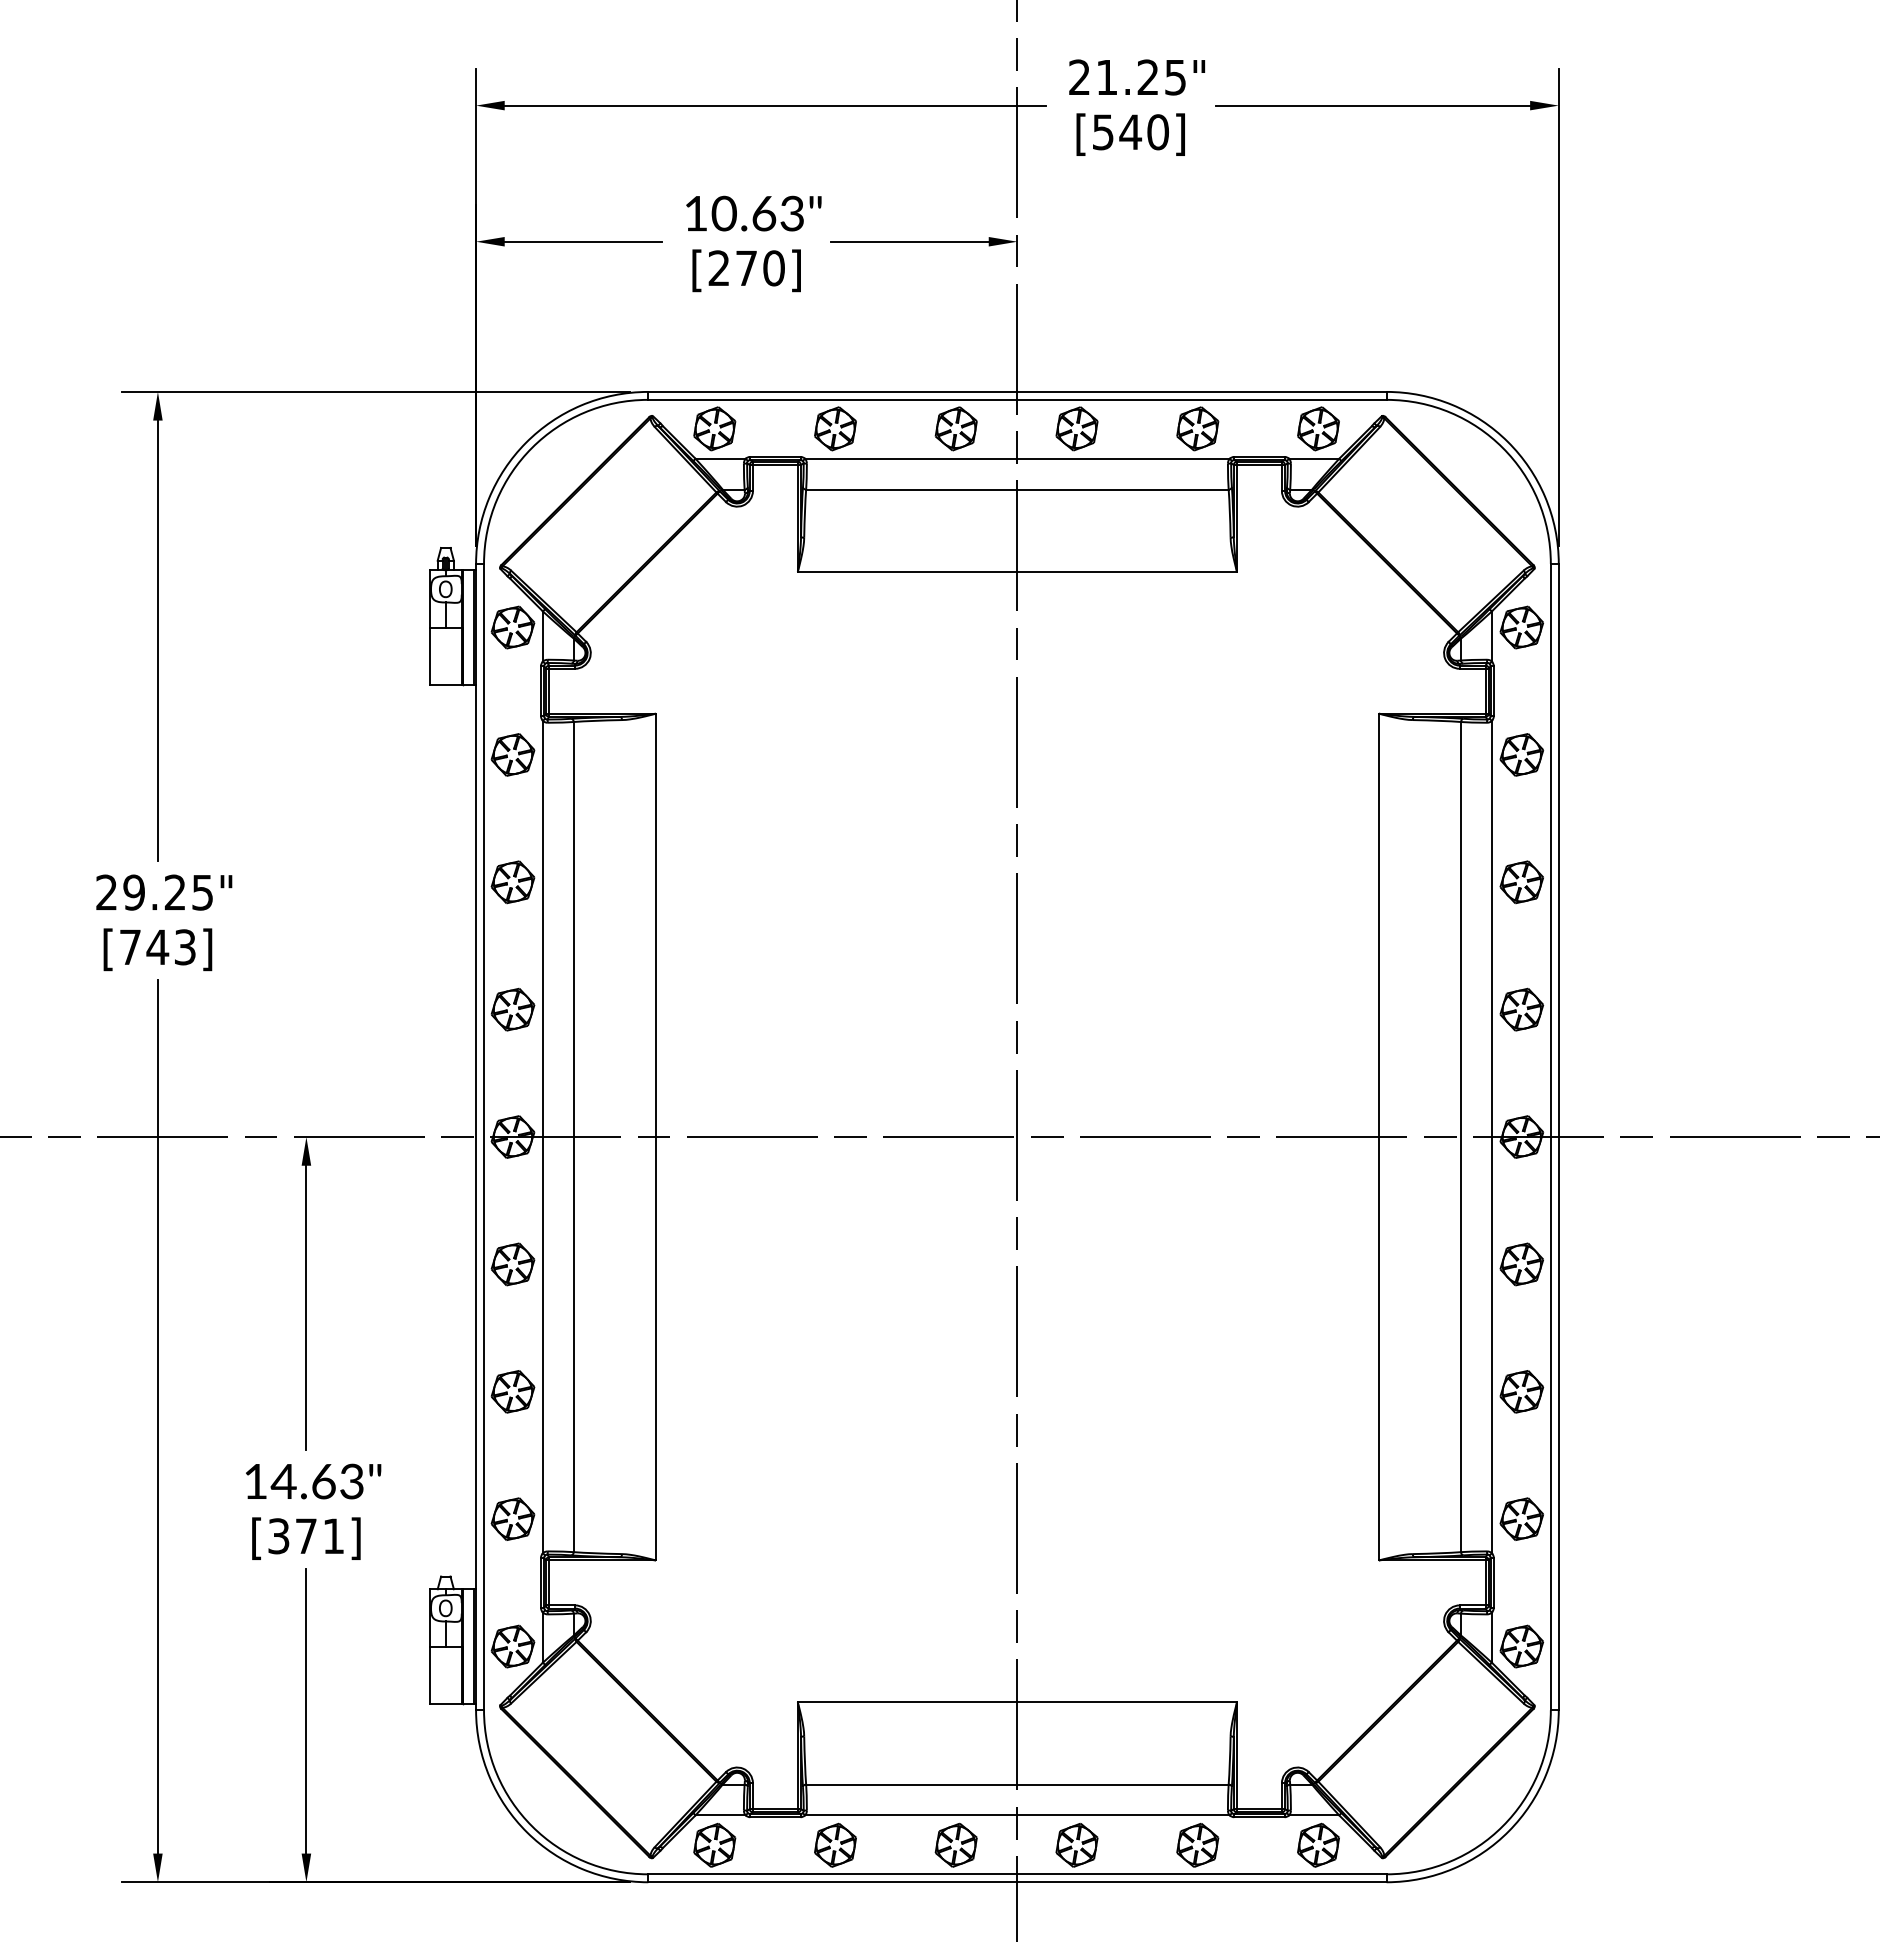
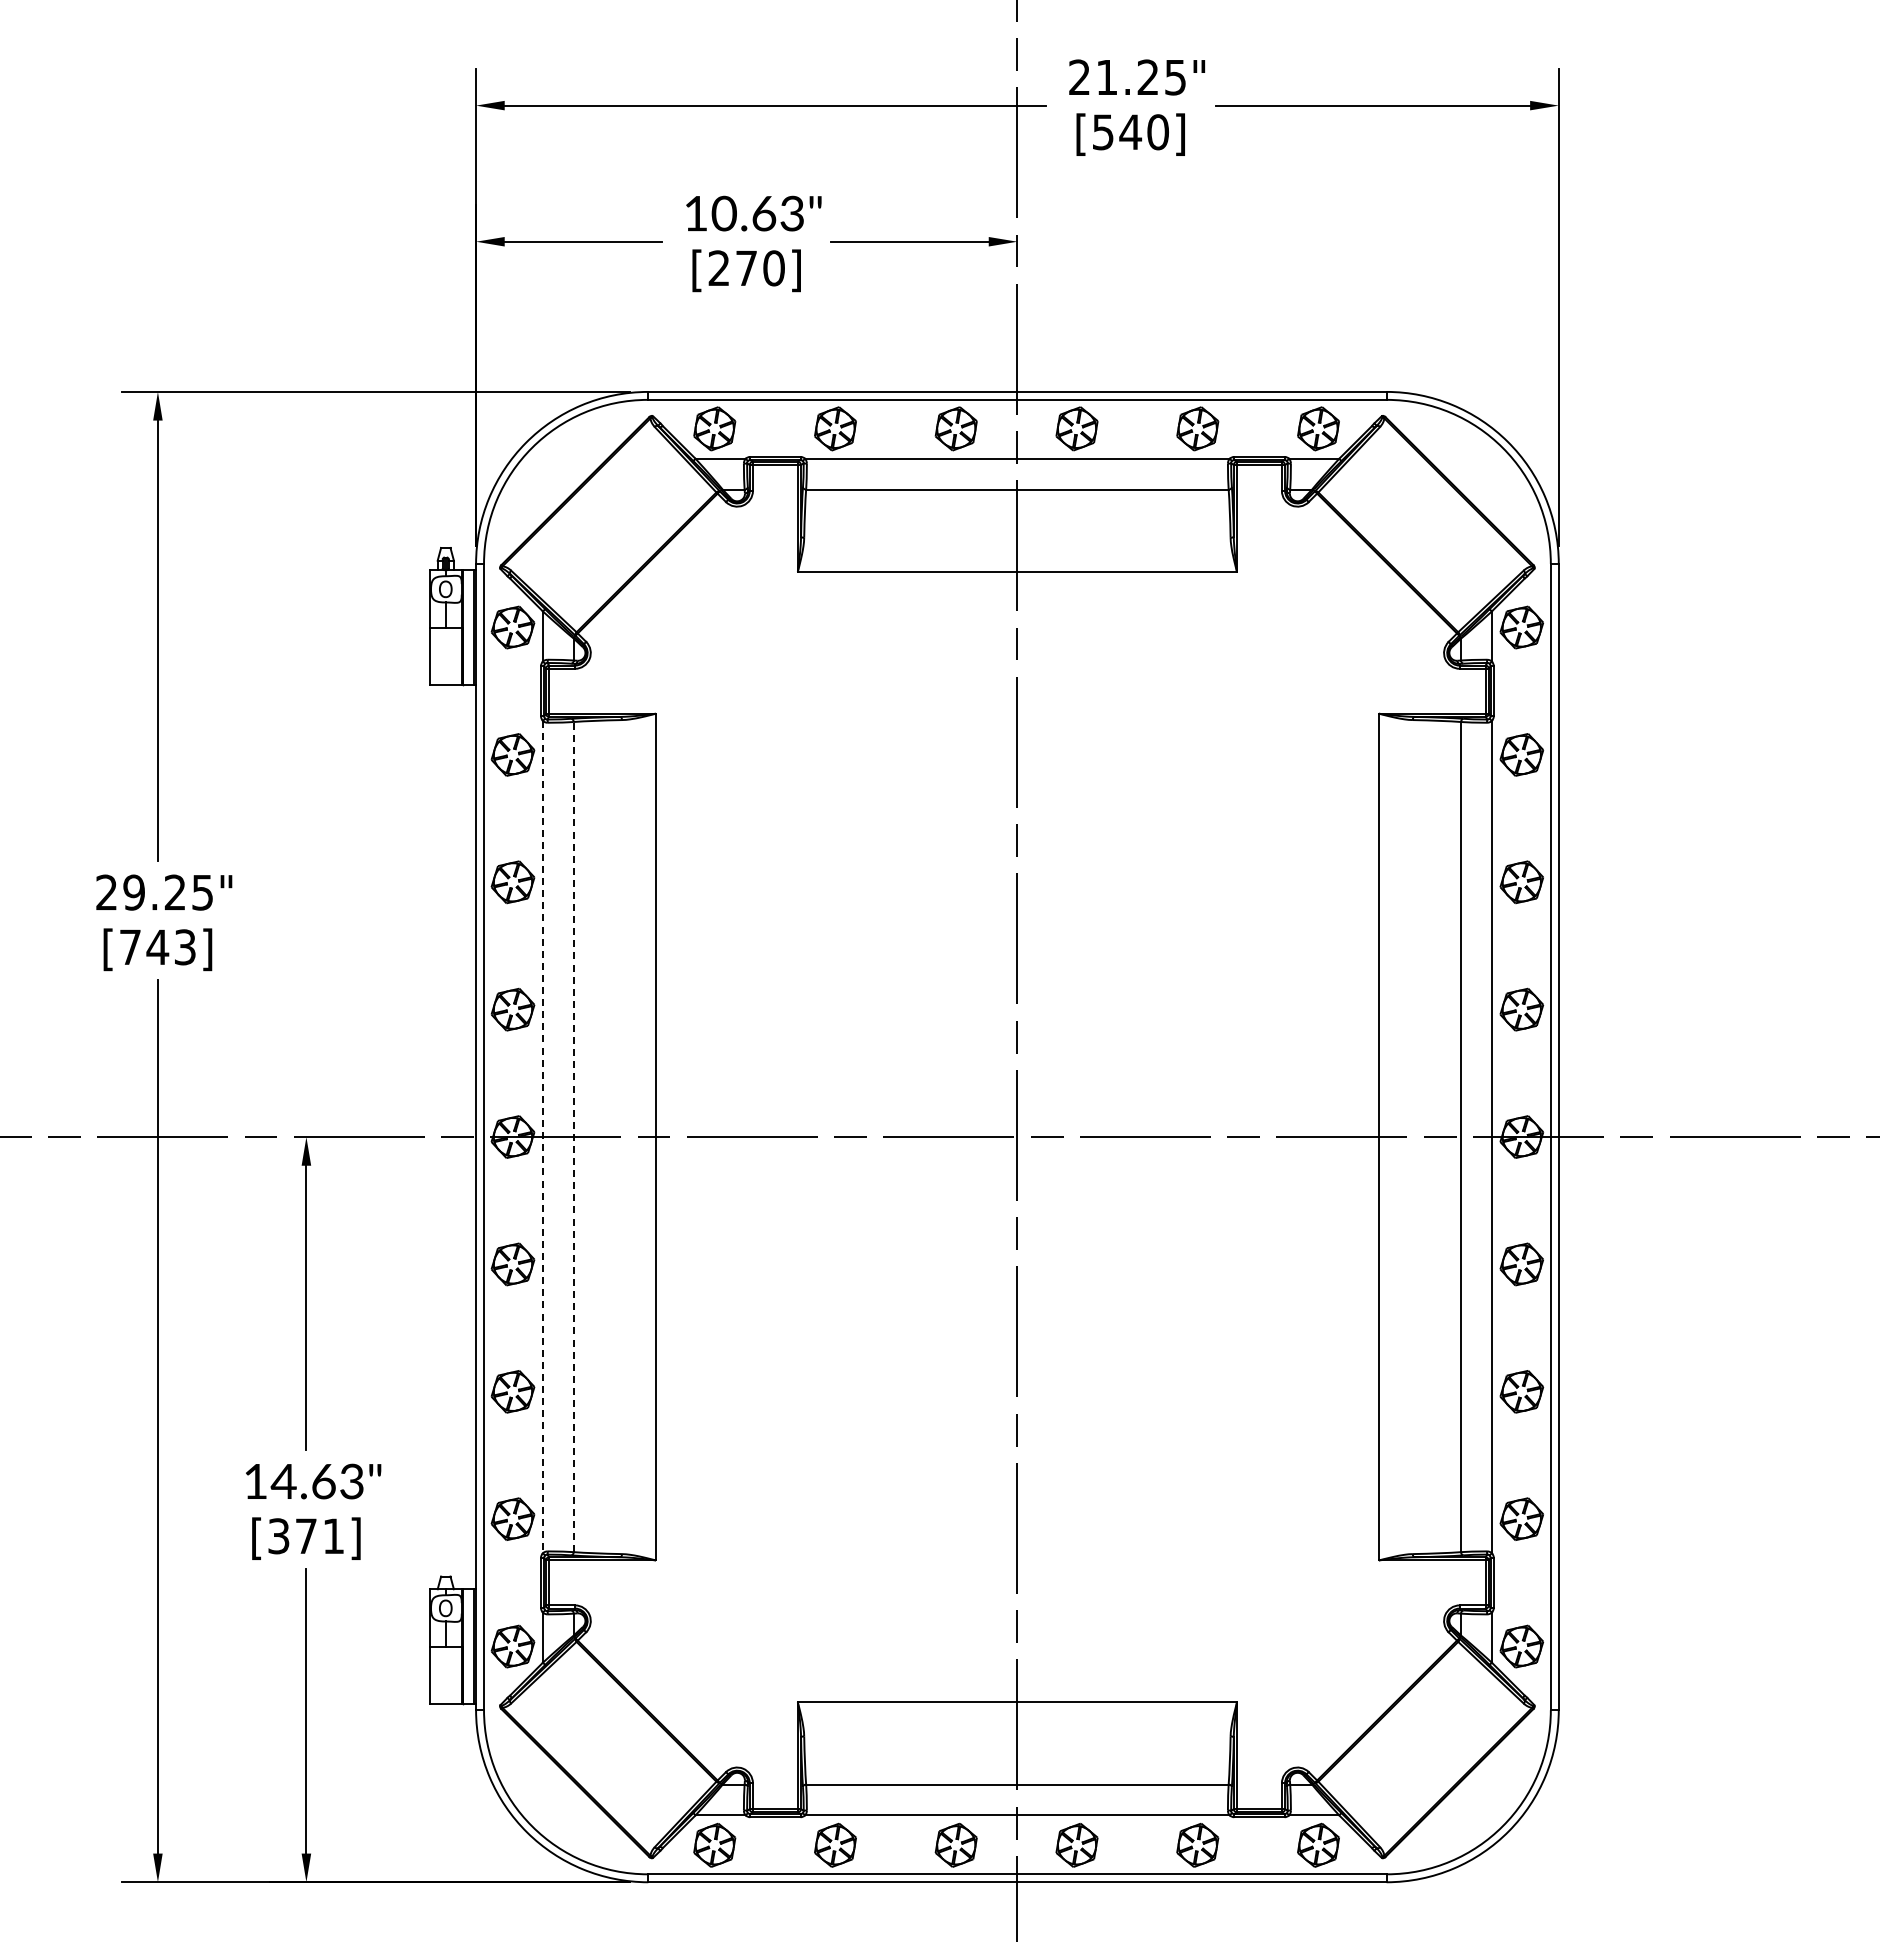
line: solid -> dashed (573, 1136)
line: solid -> dashed (542, 1137)
